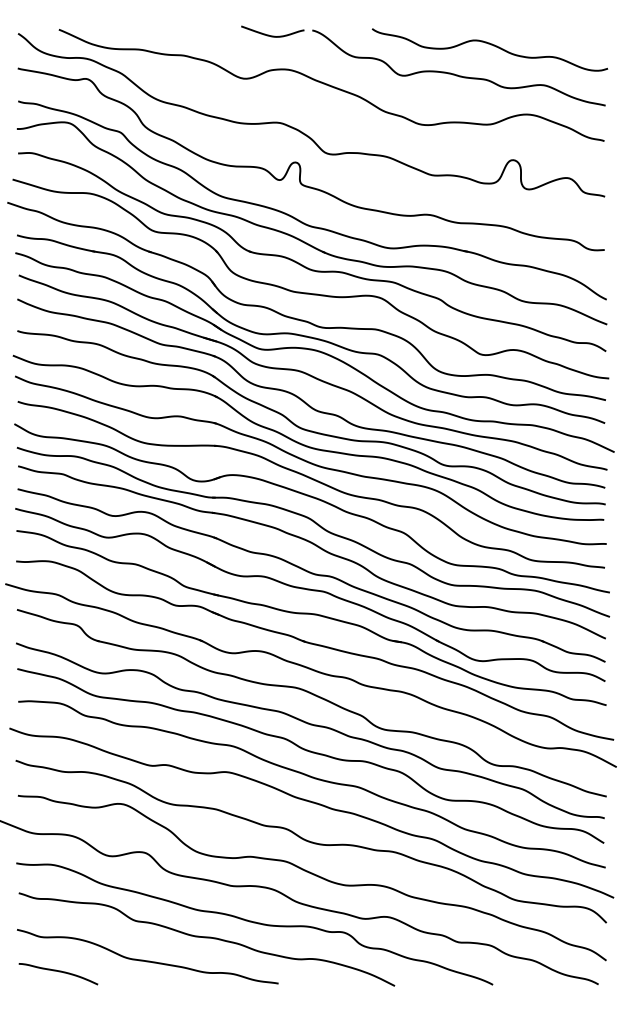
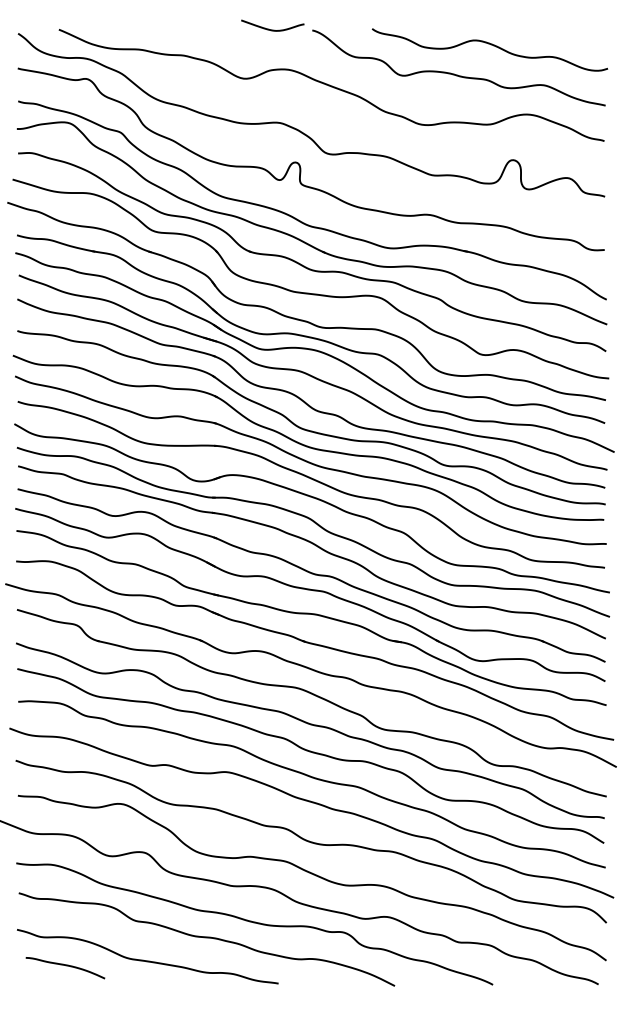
curve position: (272, 35) -> (272, 29) (272, 29)
curve position: (58, 972) -> (65, 966) (65, 966)
